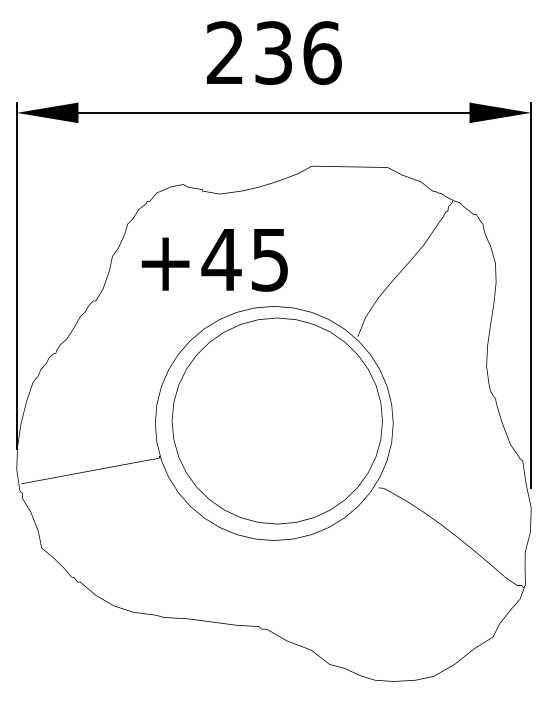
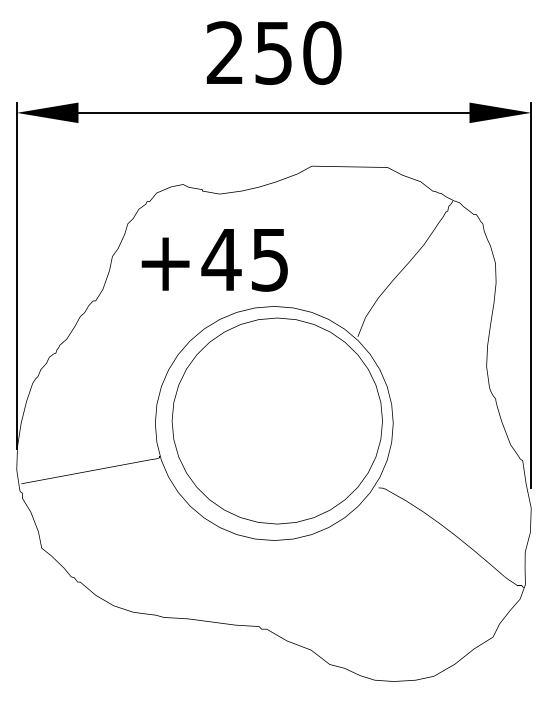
text: 236 -> 250 (298, 52)
